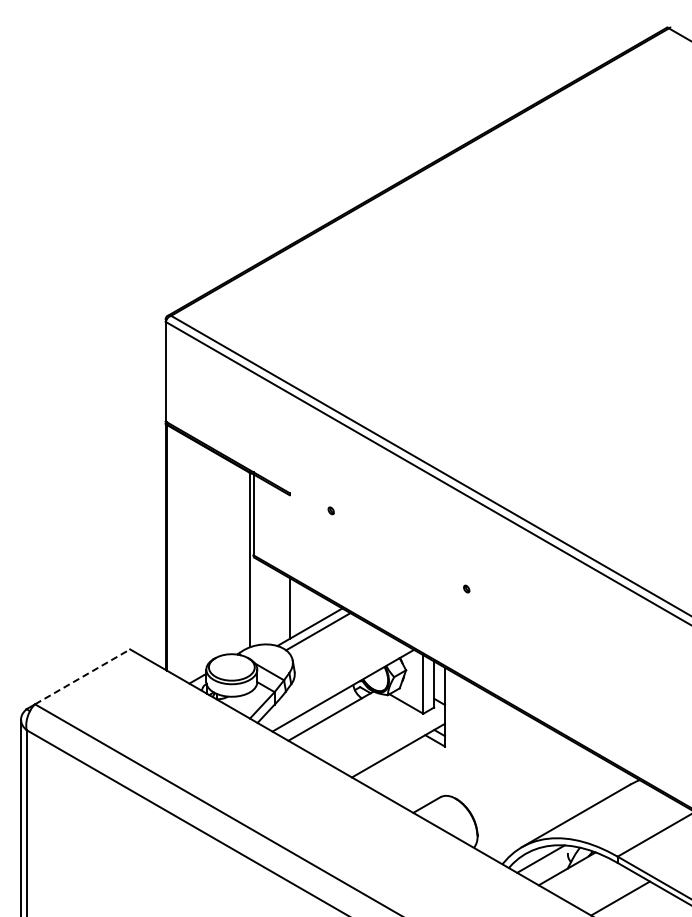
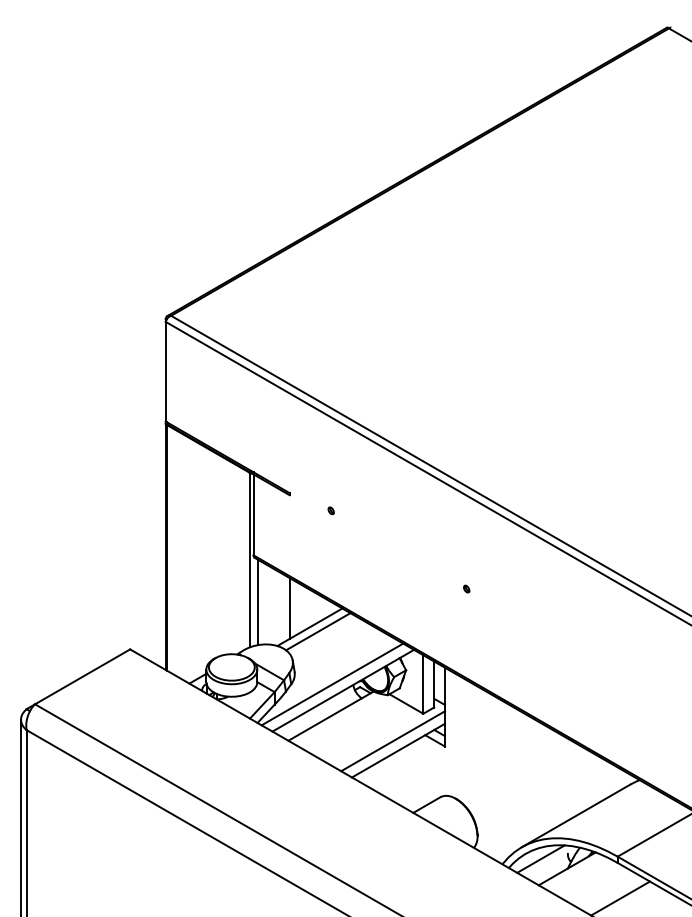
line: none -> present (257, 602)
line: dashed -> solid (82, 676)
line: none -> present (332, 684)
line: none -> present (393, 741)
